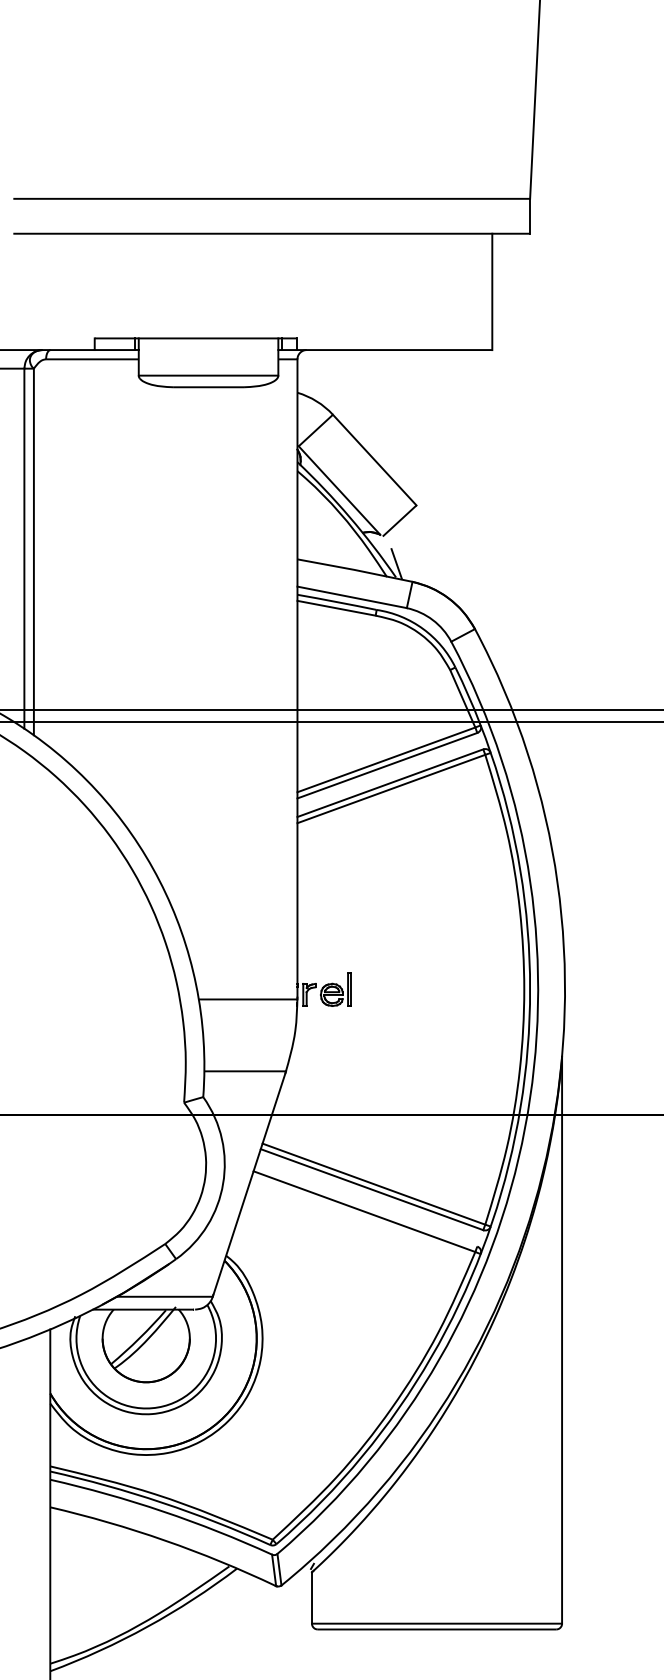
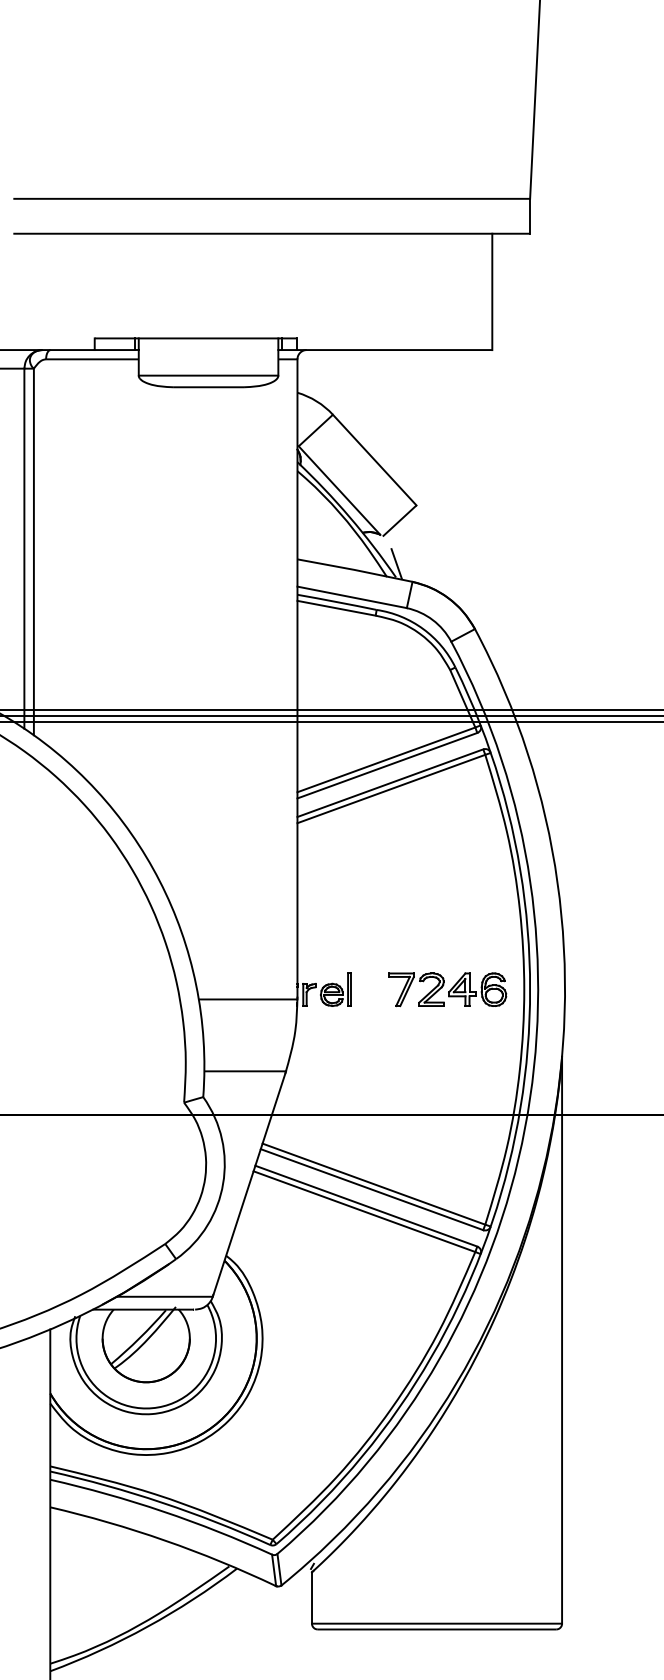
line: none -> present (331, 715)
part: none -> present (447, 989)
line: none -> present (366, 1205)
